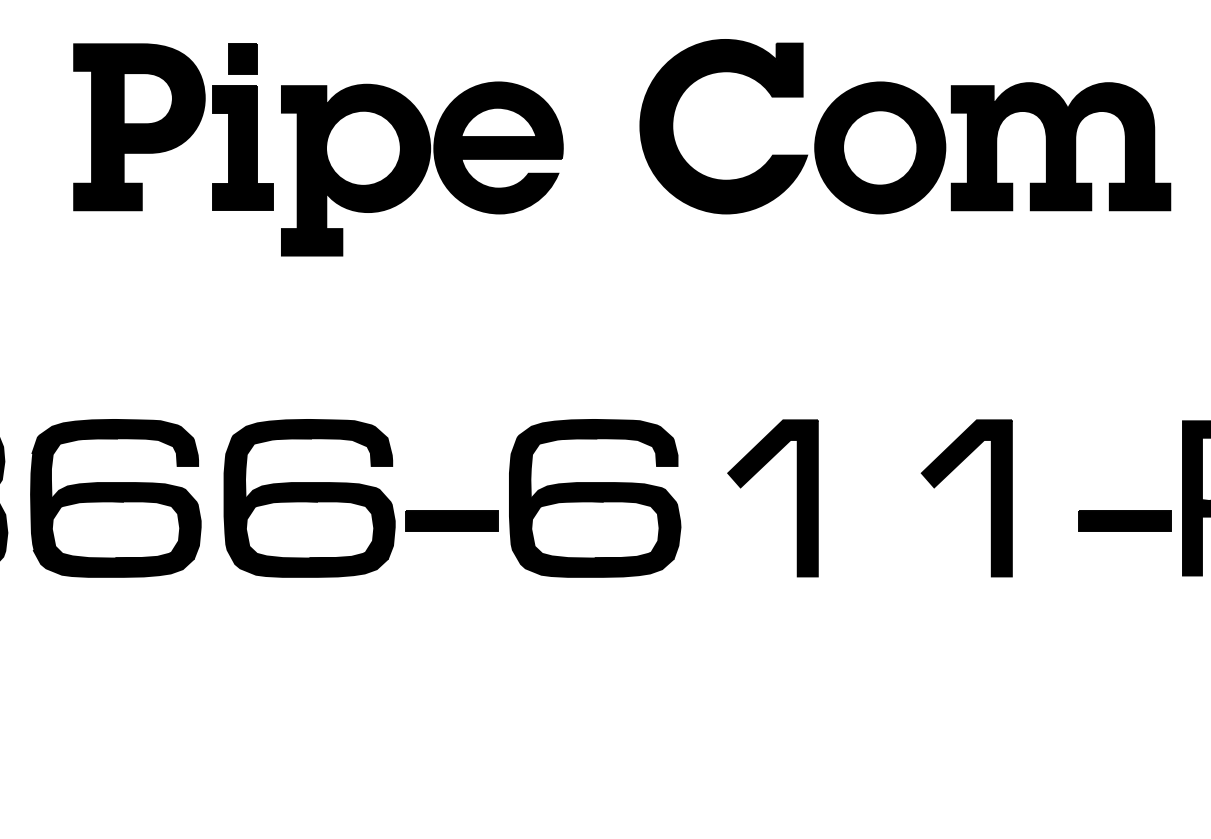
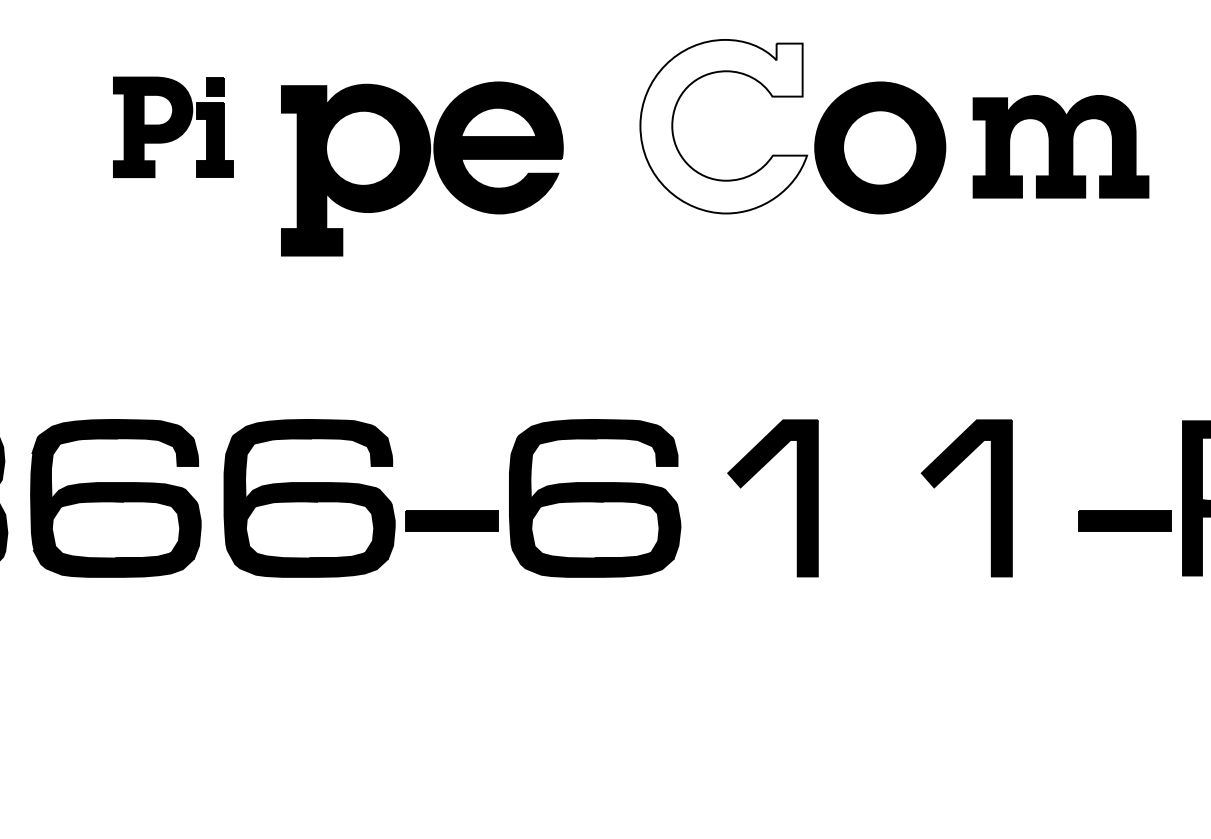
fill: present -> none (723, 126)
part size: 201x169 px -> 121x102 px (173, 126)
part size: 222x130 px -> 178x104 px (1060, 146)
